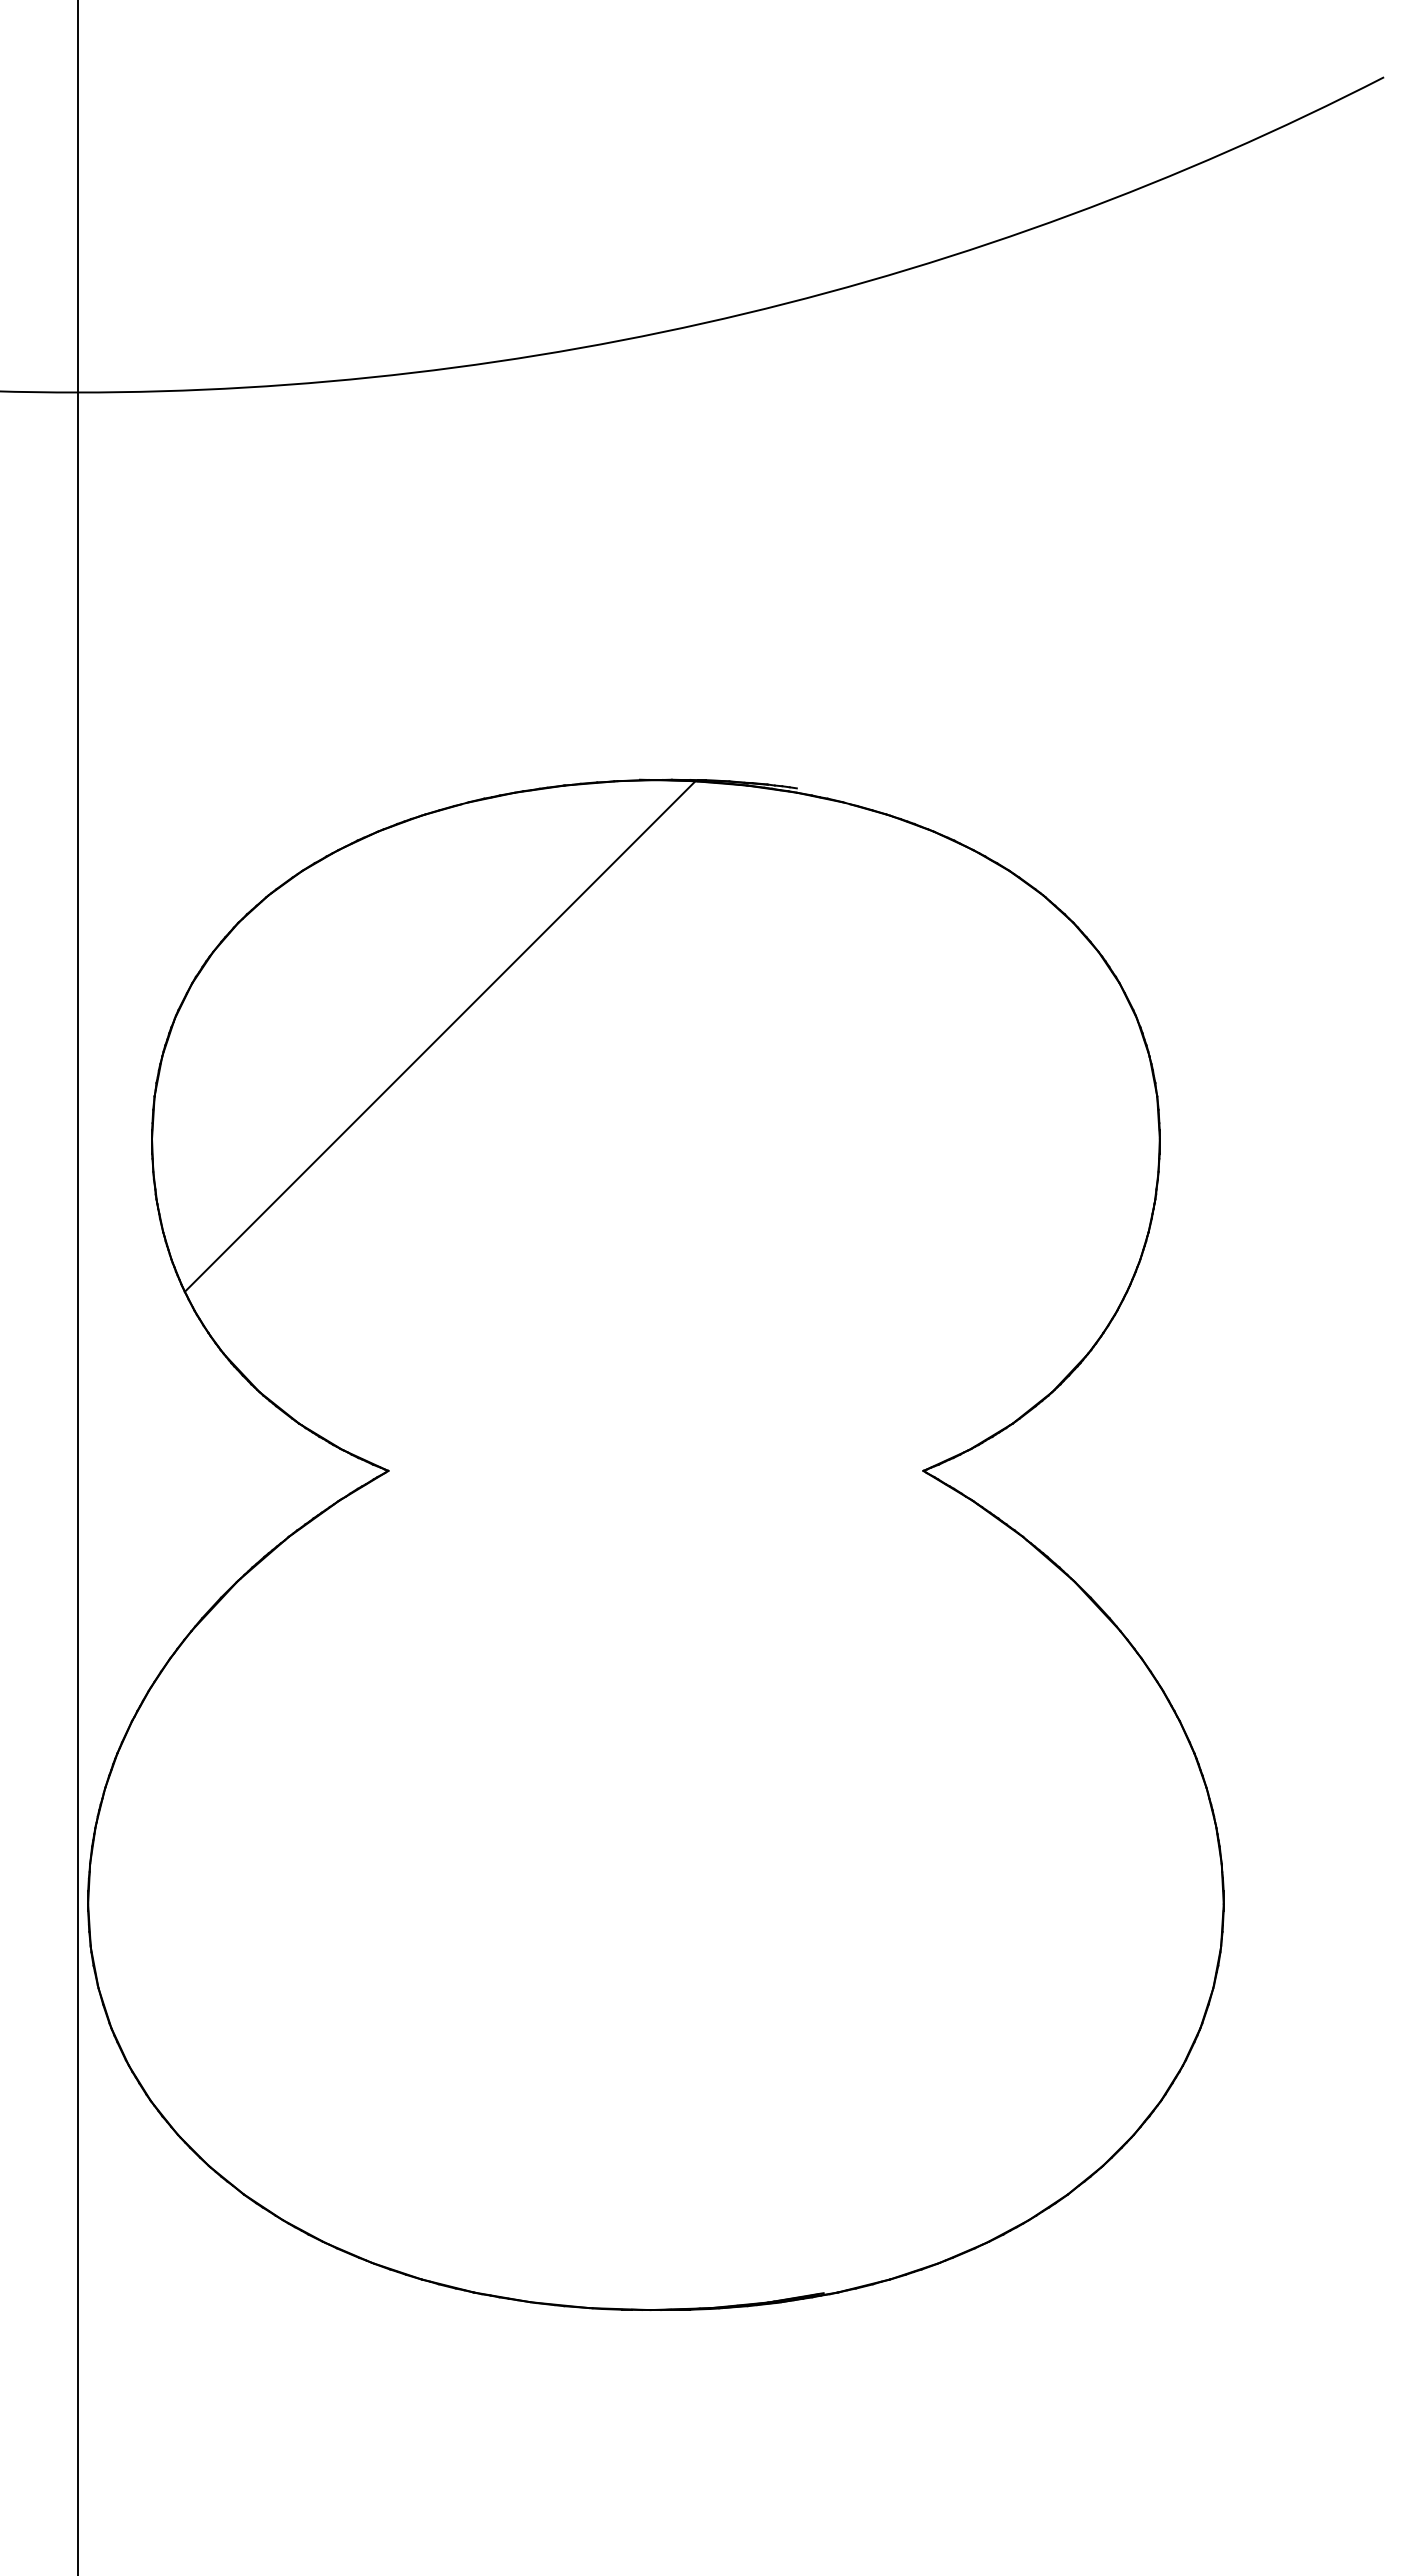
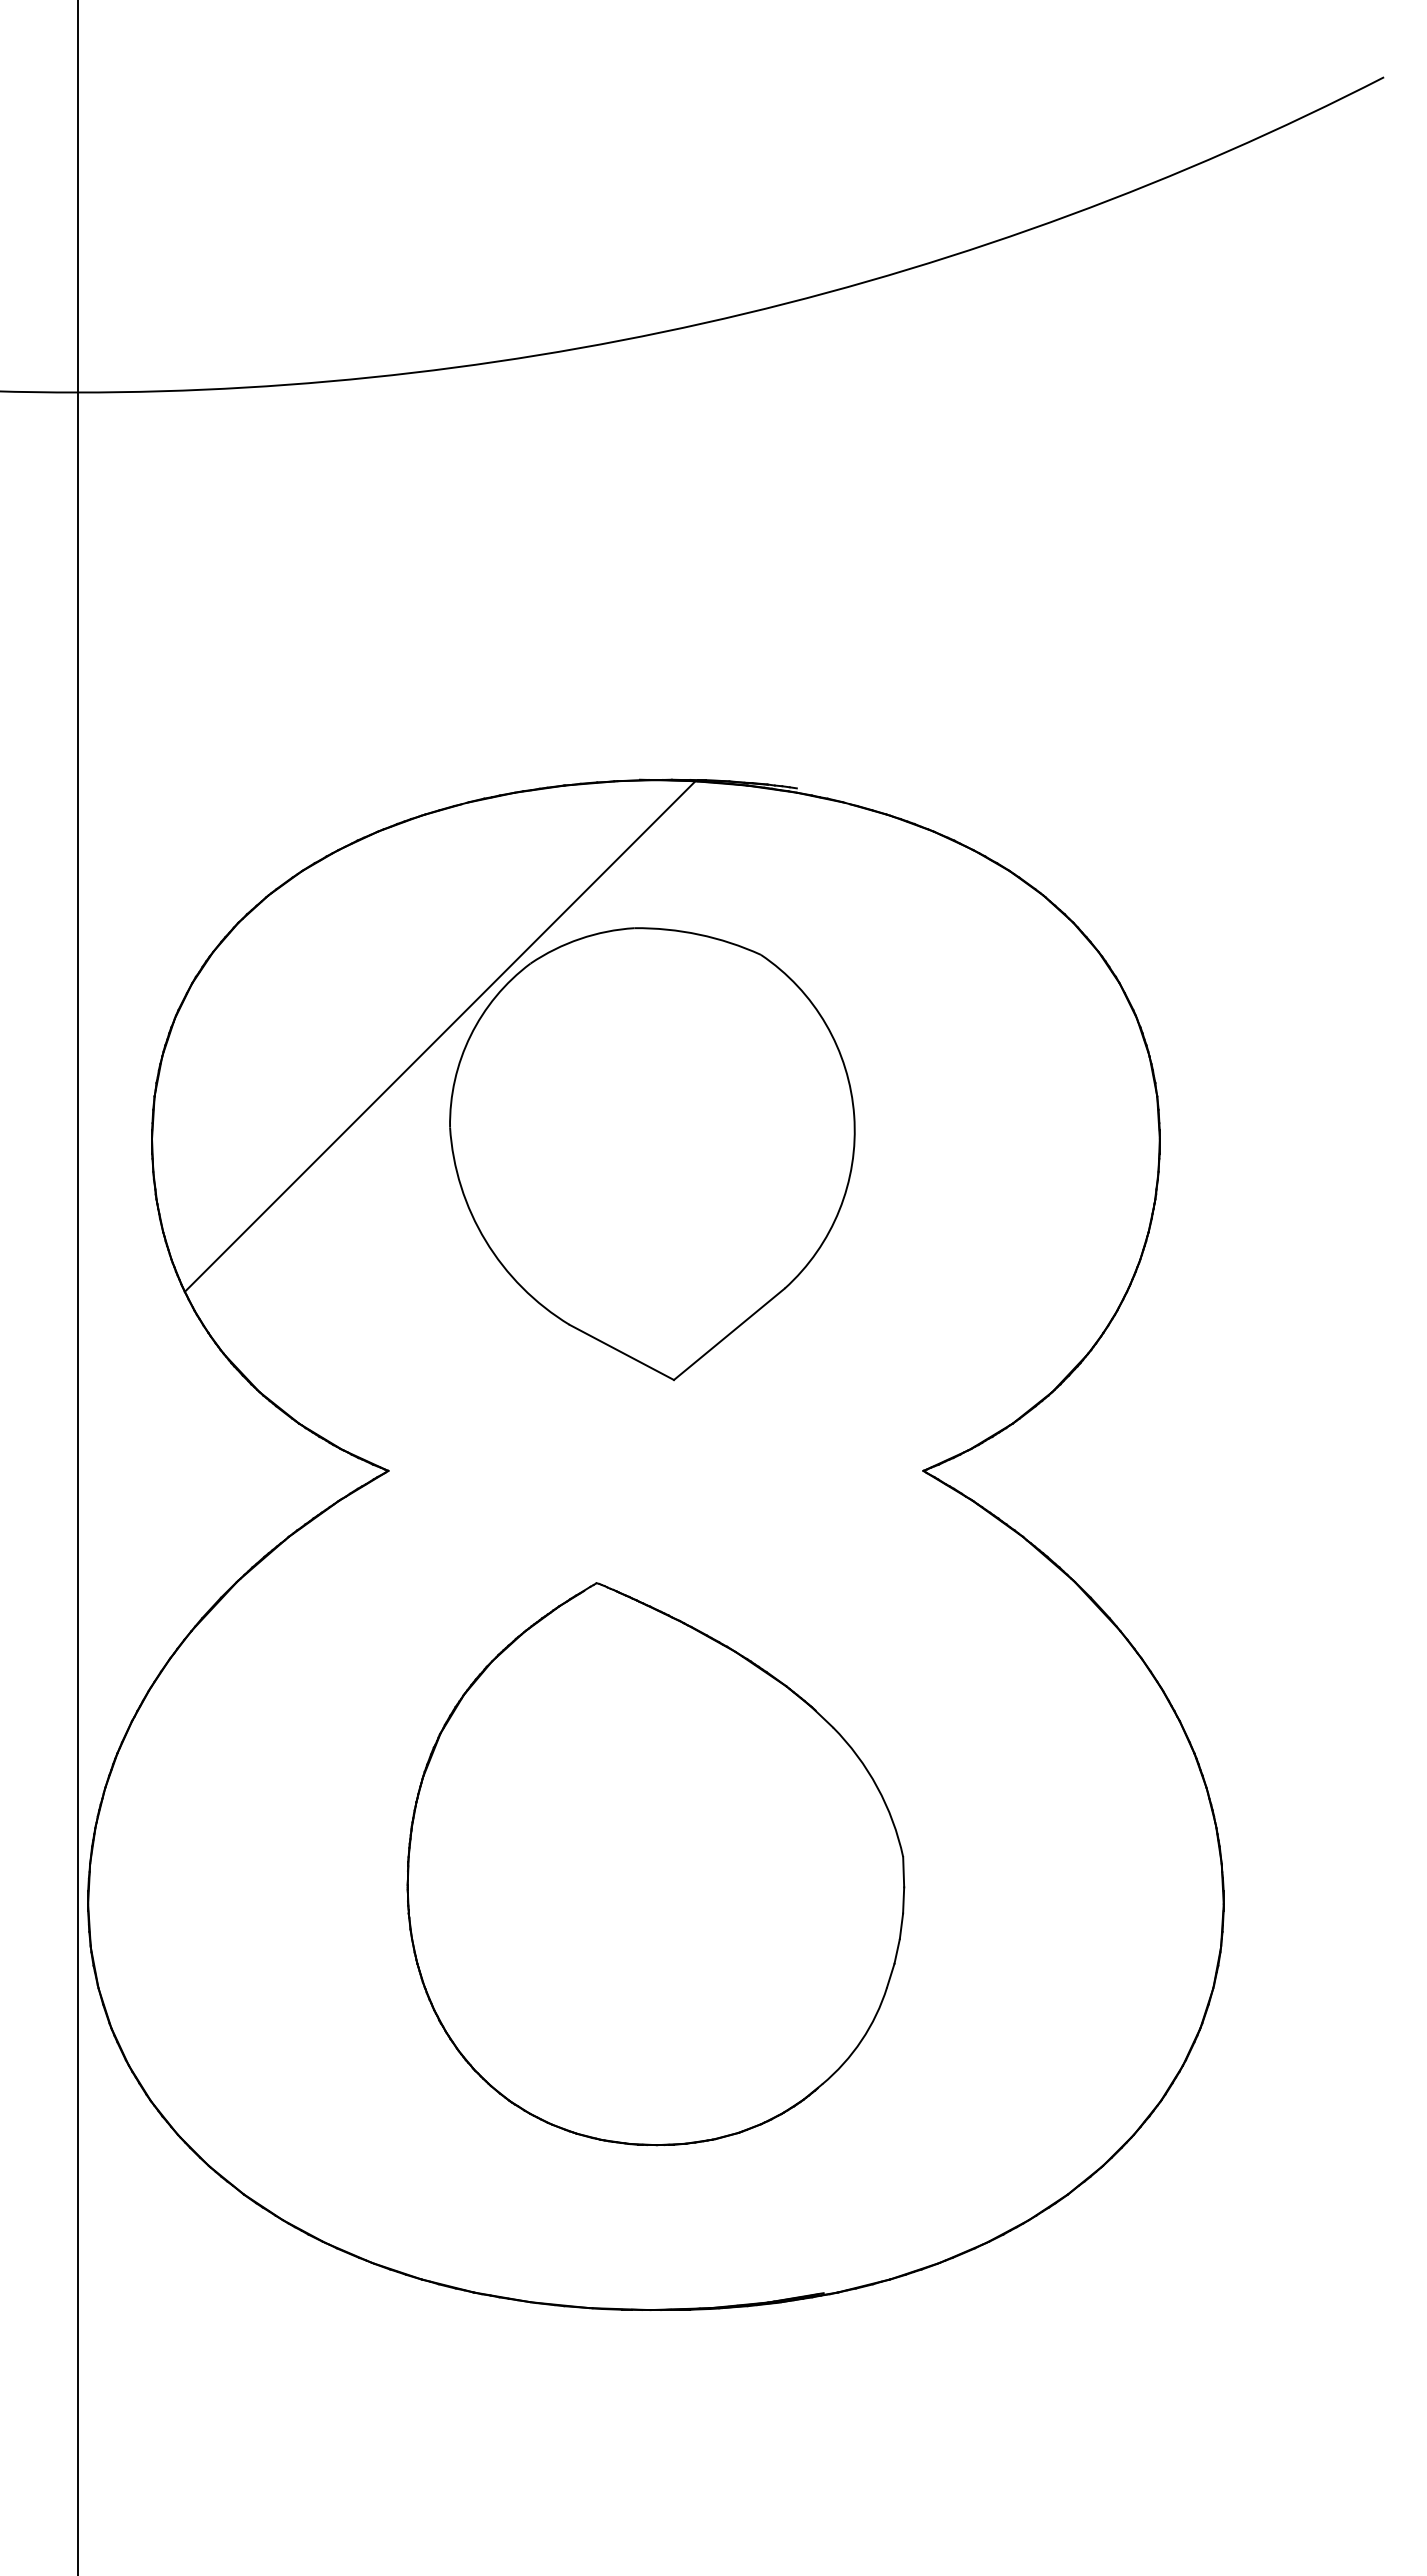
part: none -> present (652, 1154)
part: none -> present (655, 1864)
